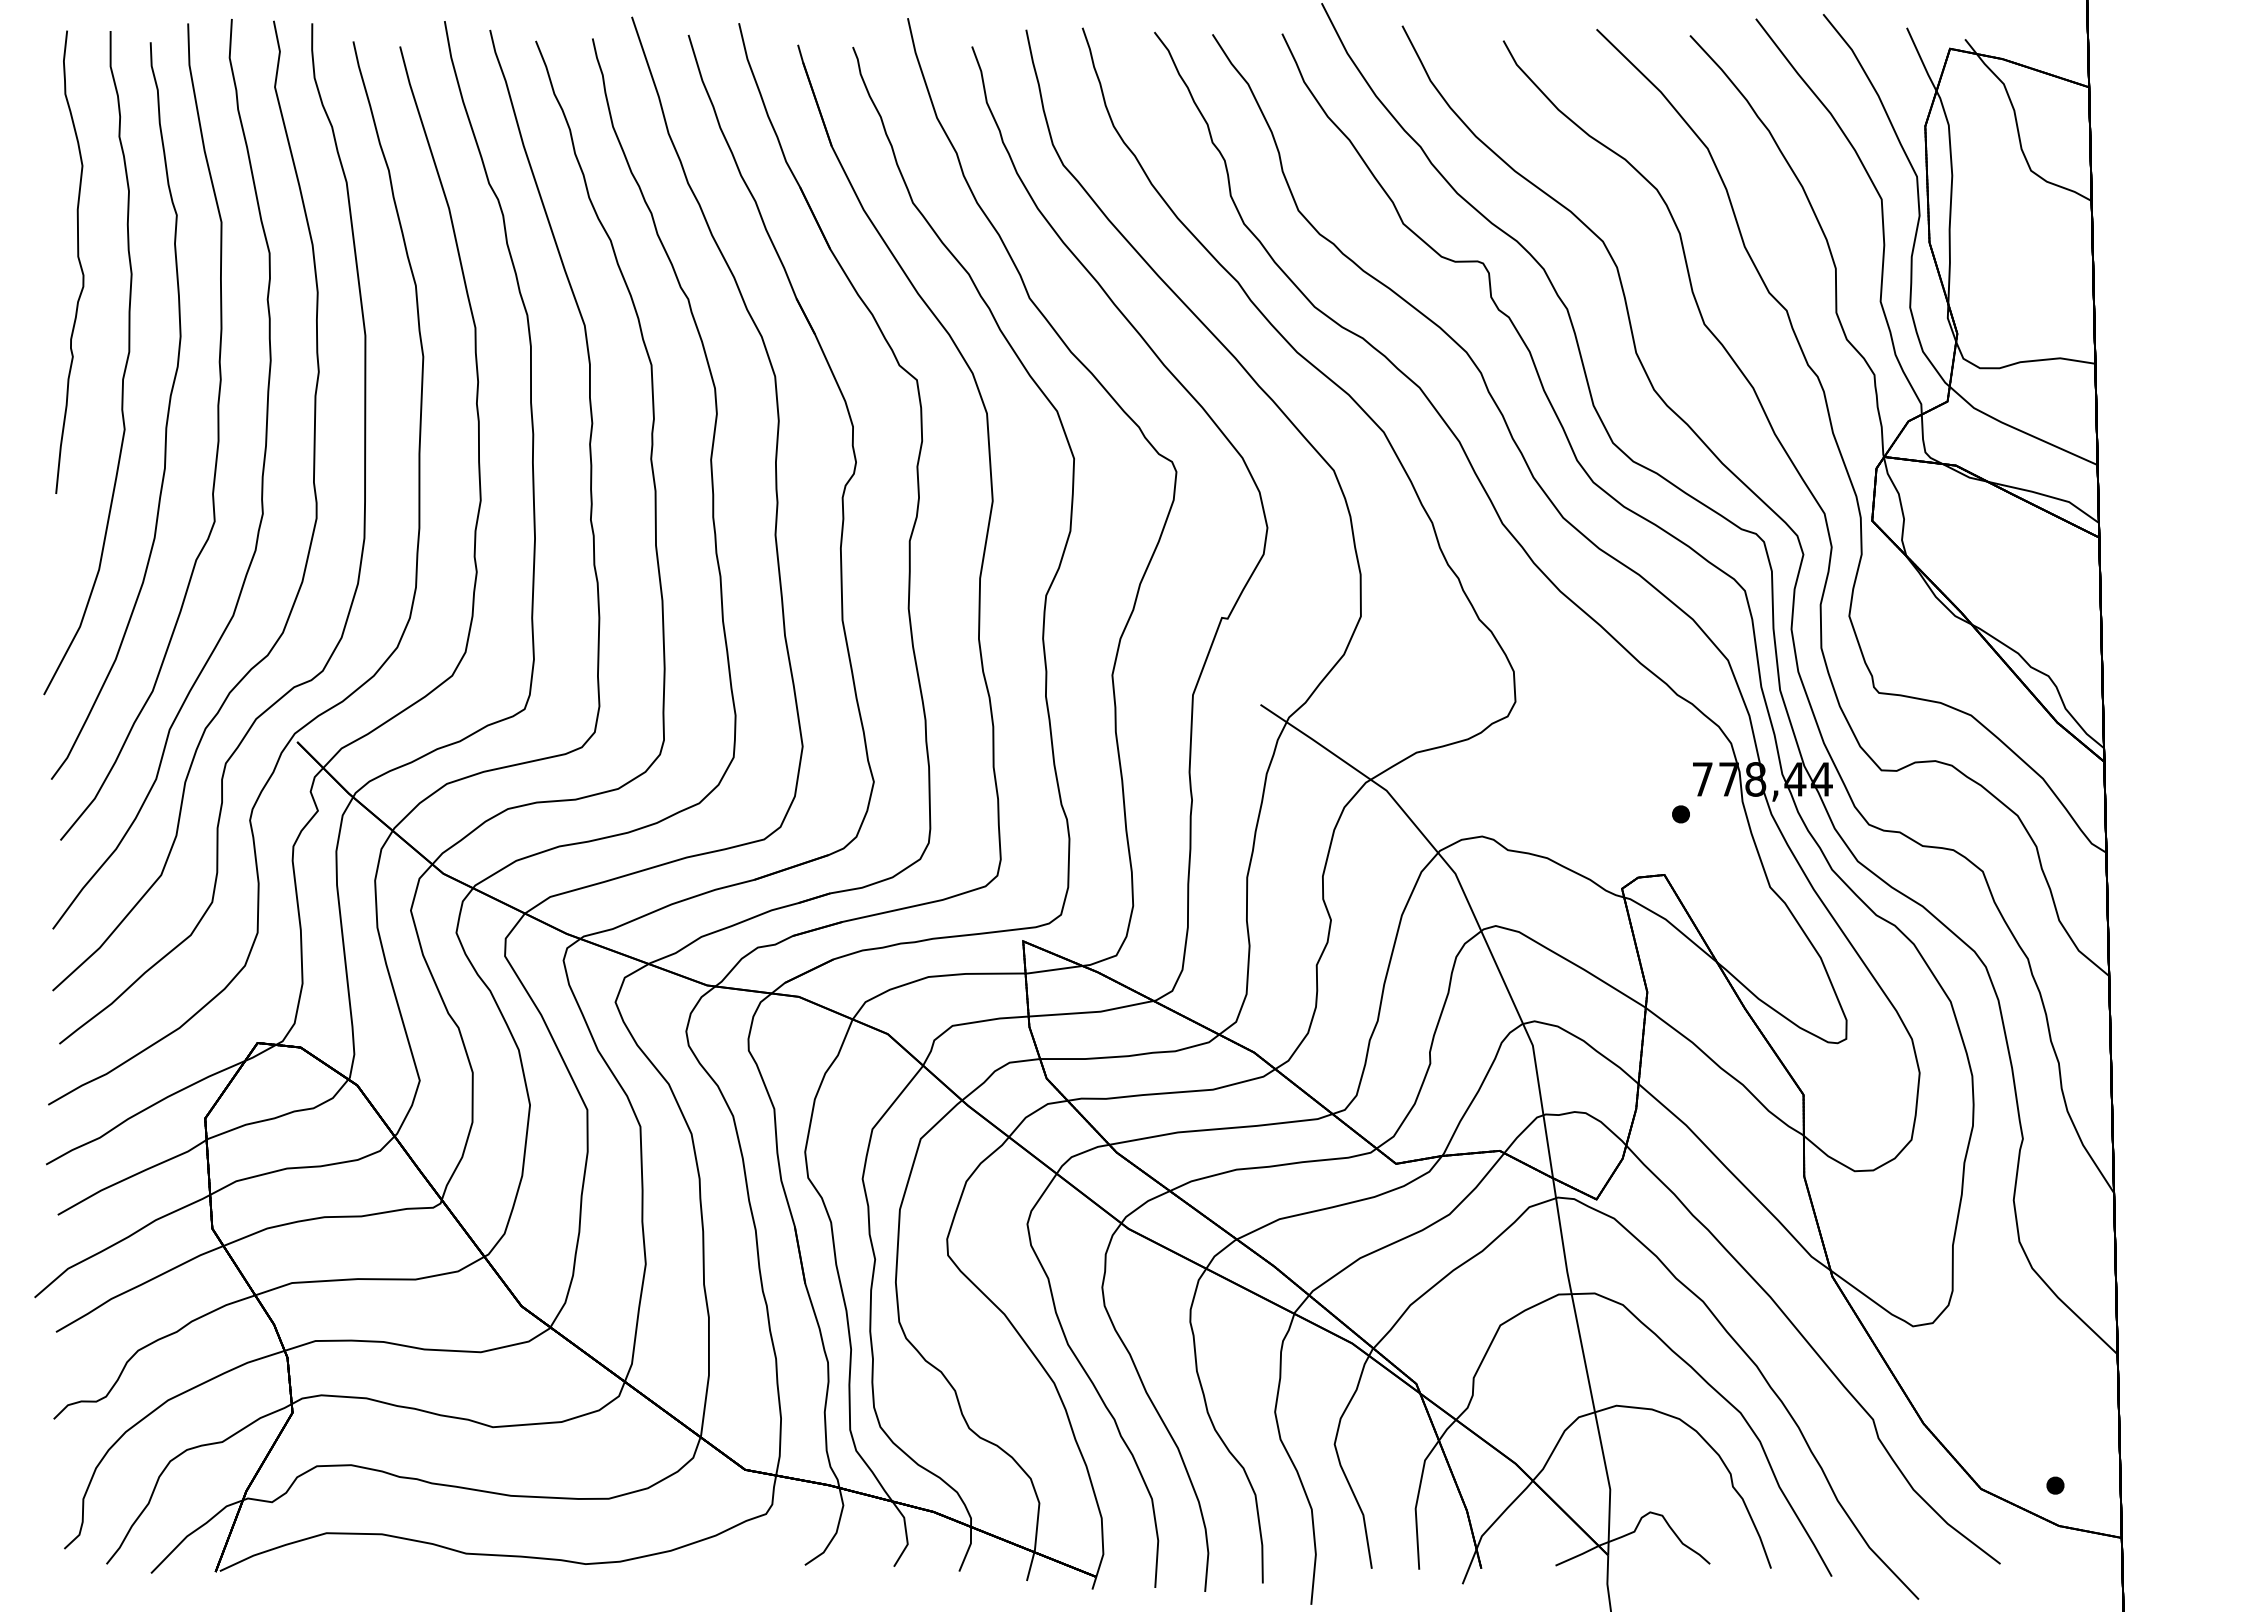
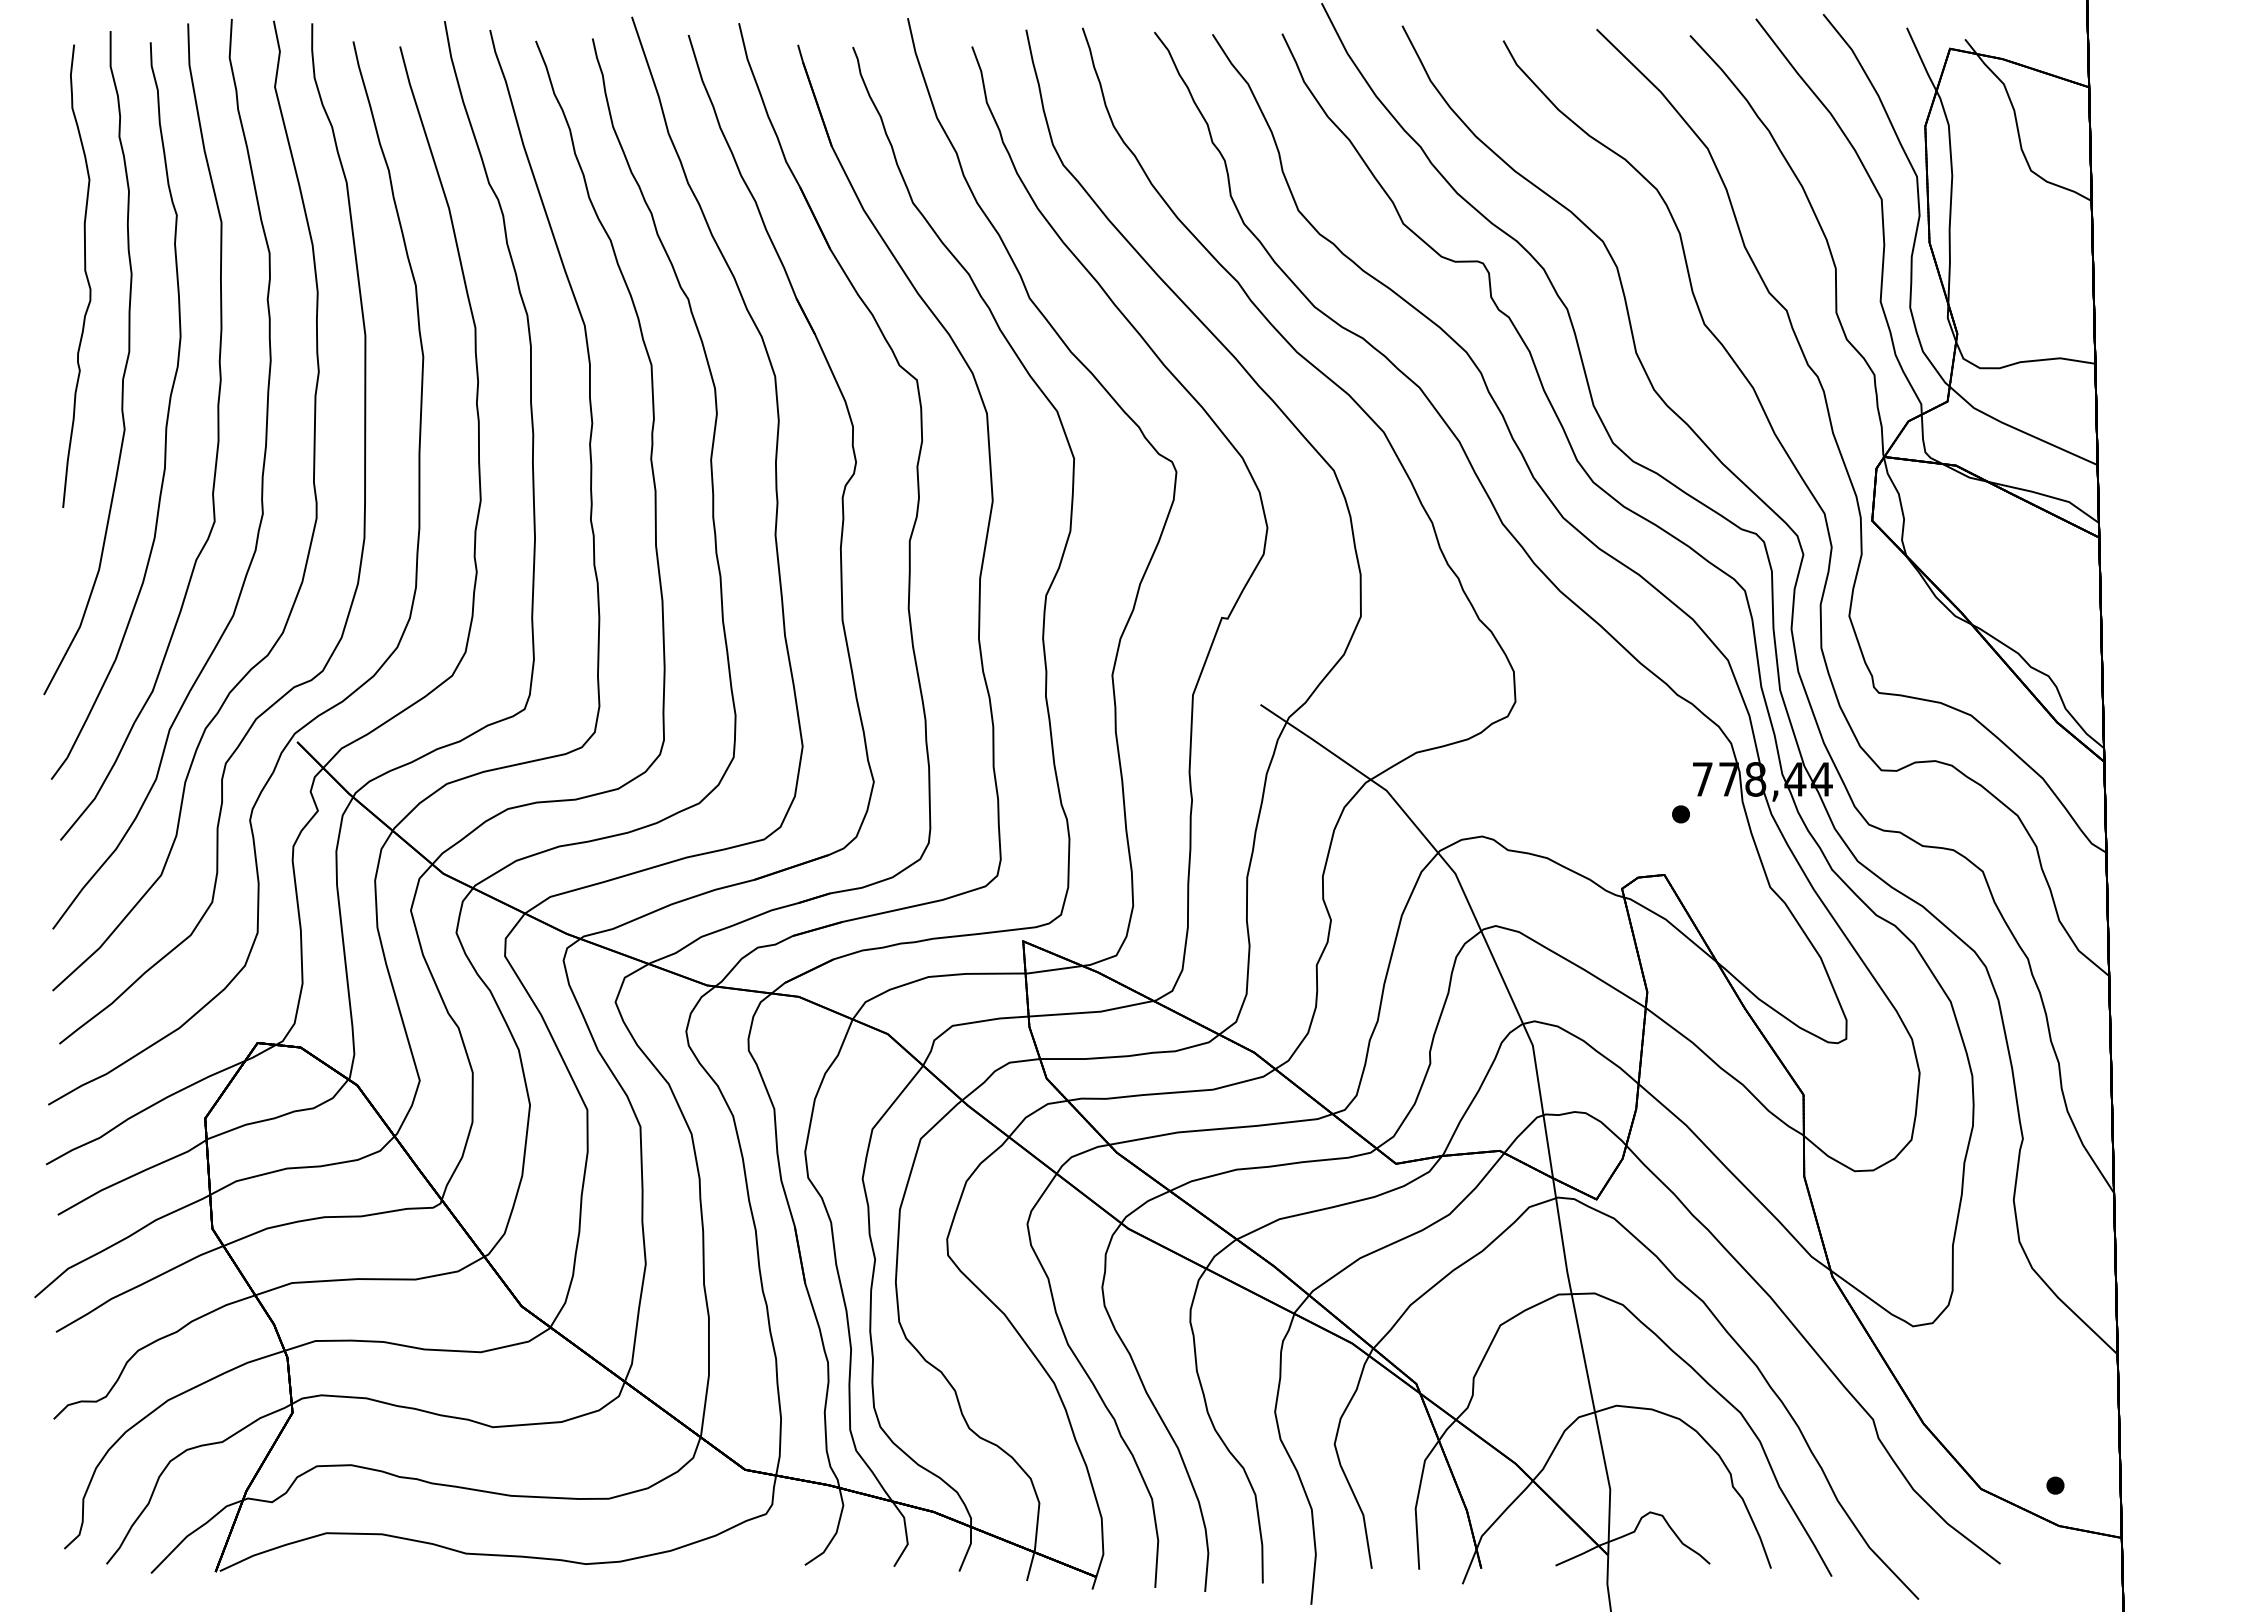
curve position: (77, 258) -> (84, 272) (84, 272)
